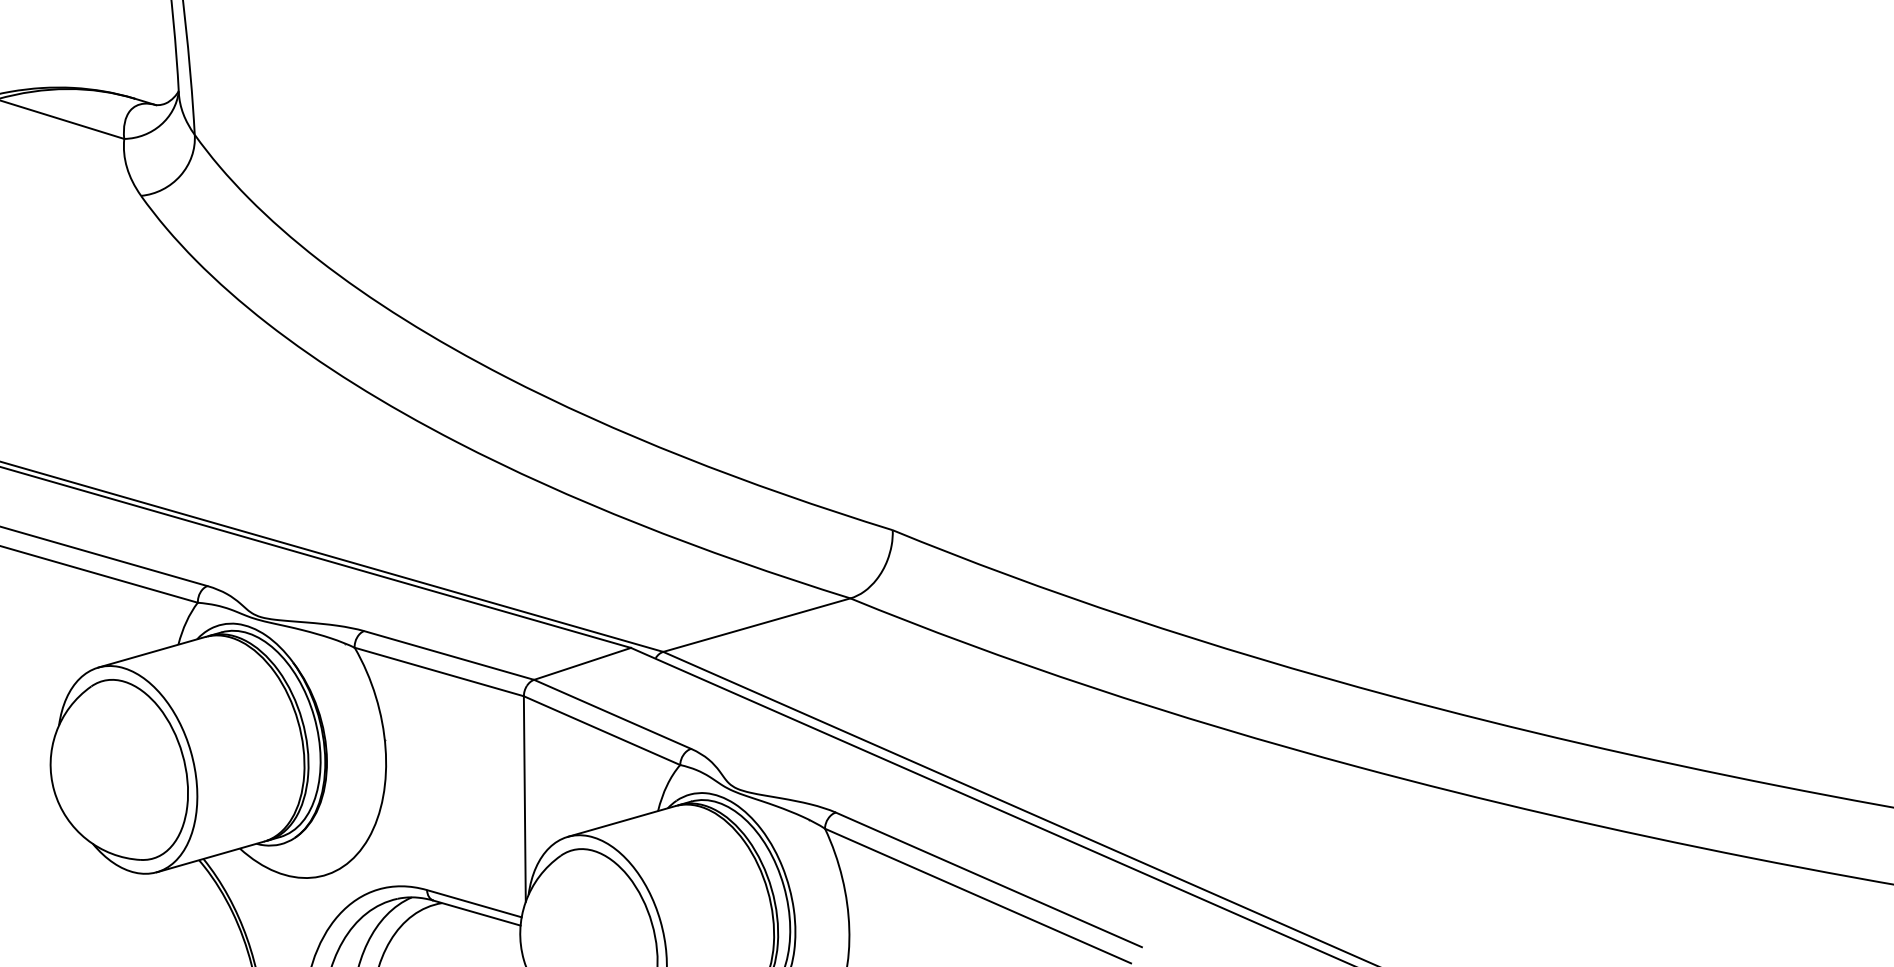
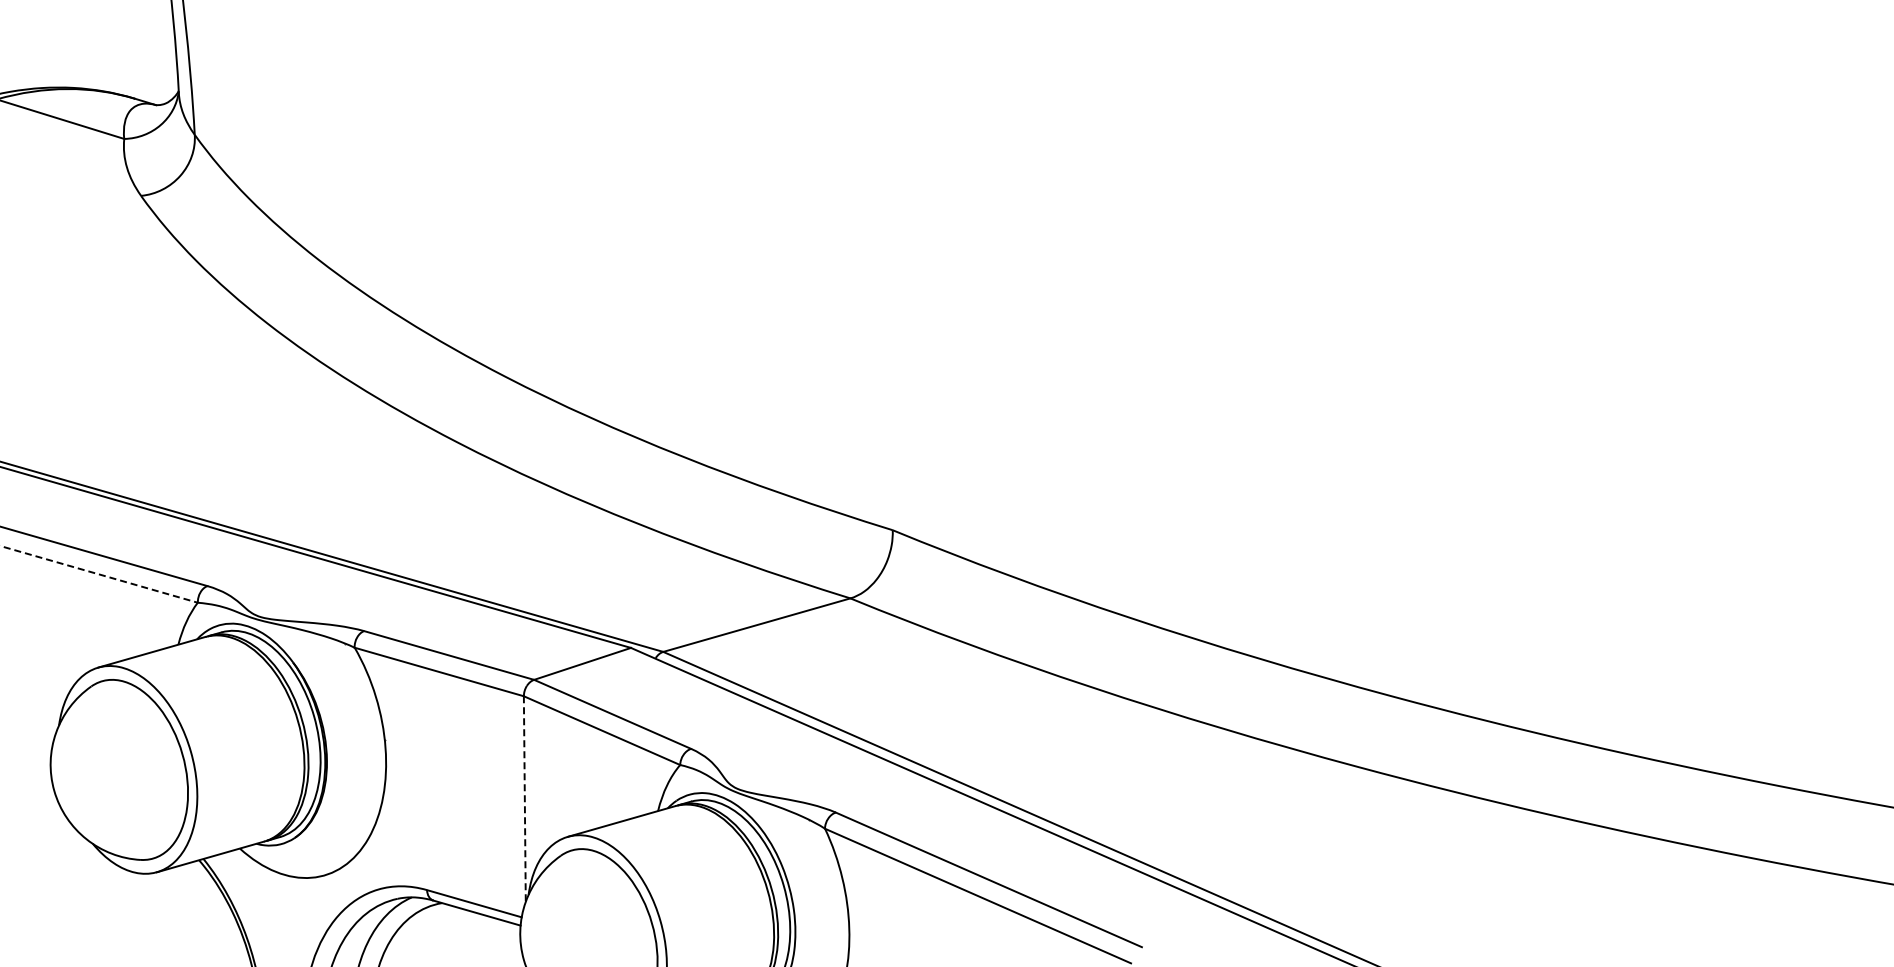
line: solid -> dashed (99, 574)
line: solid -> dashed (524, 799)
